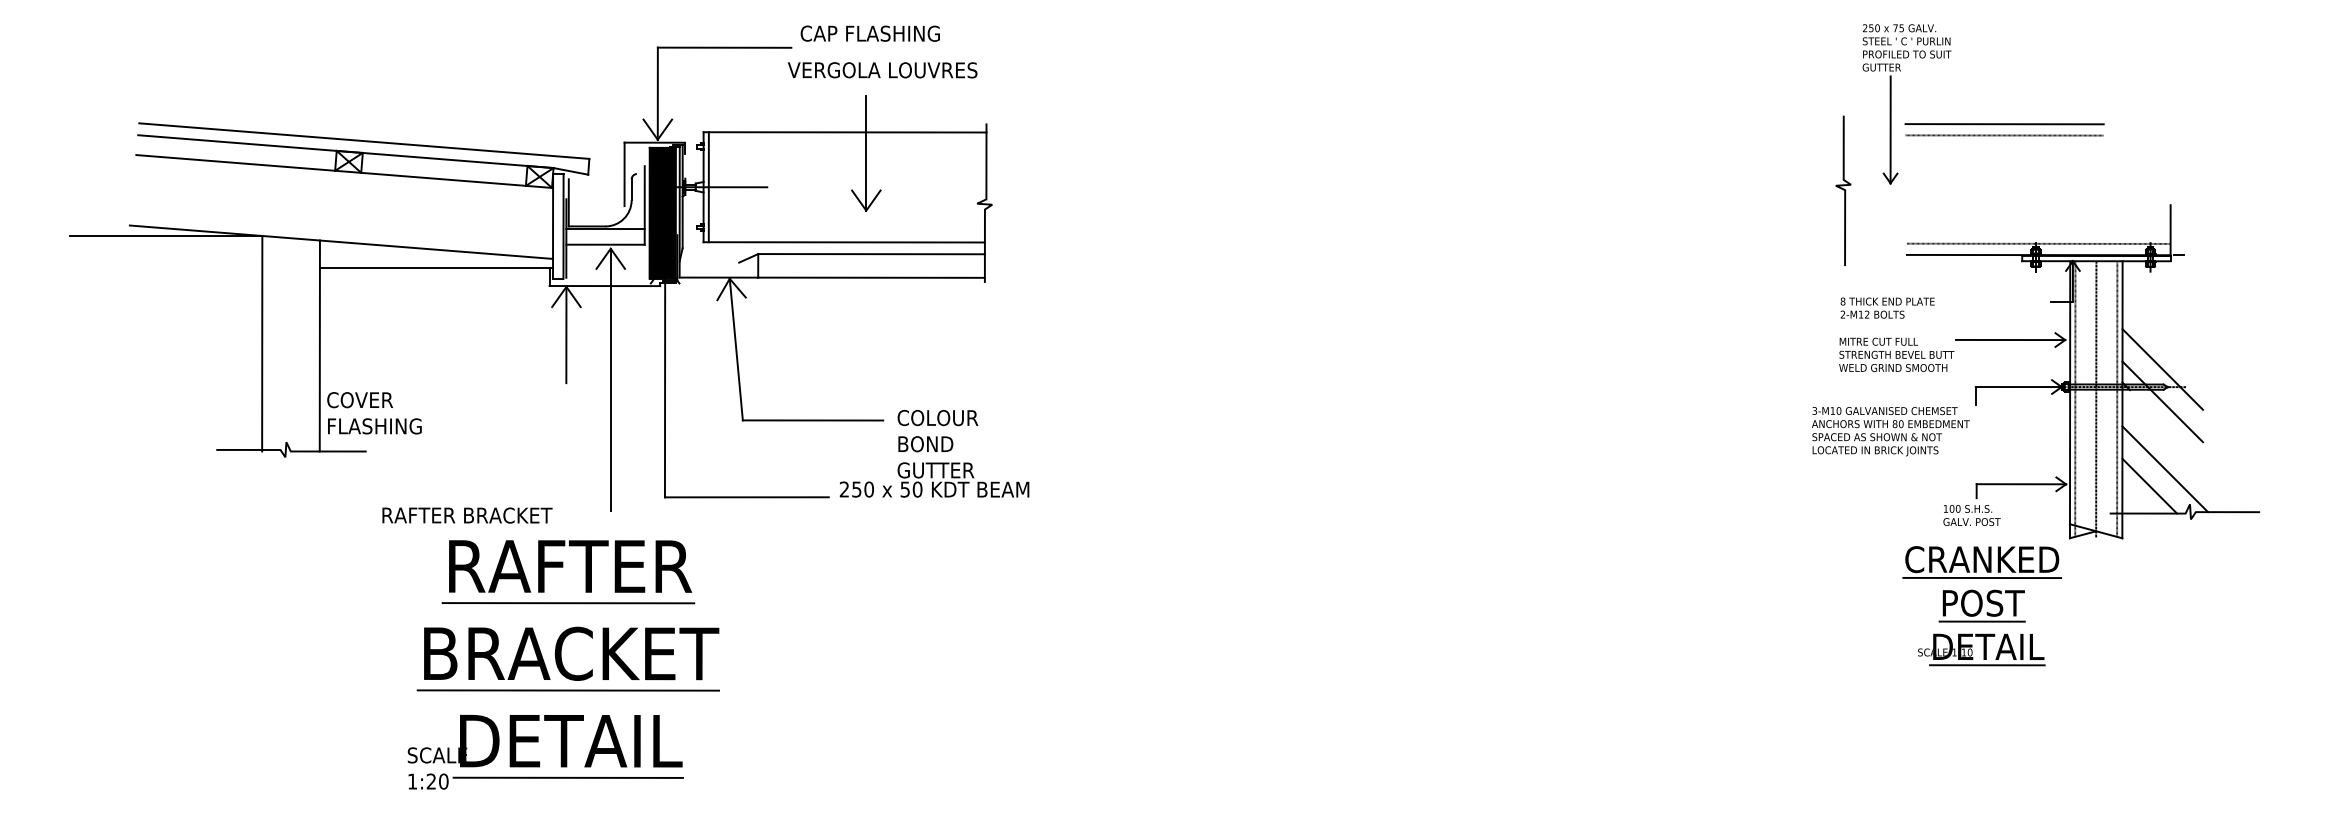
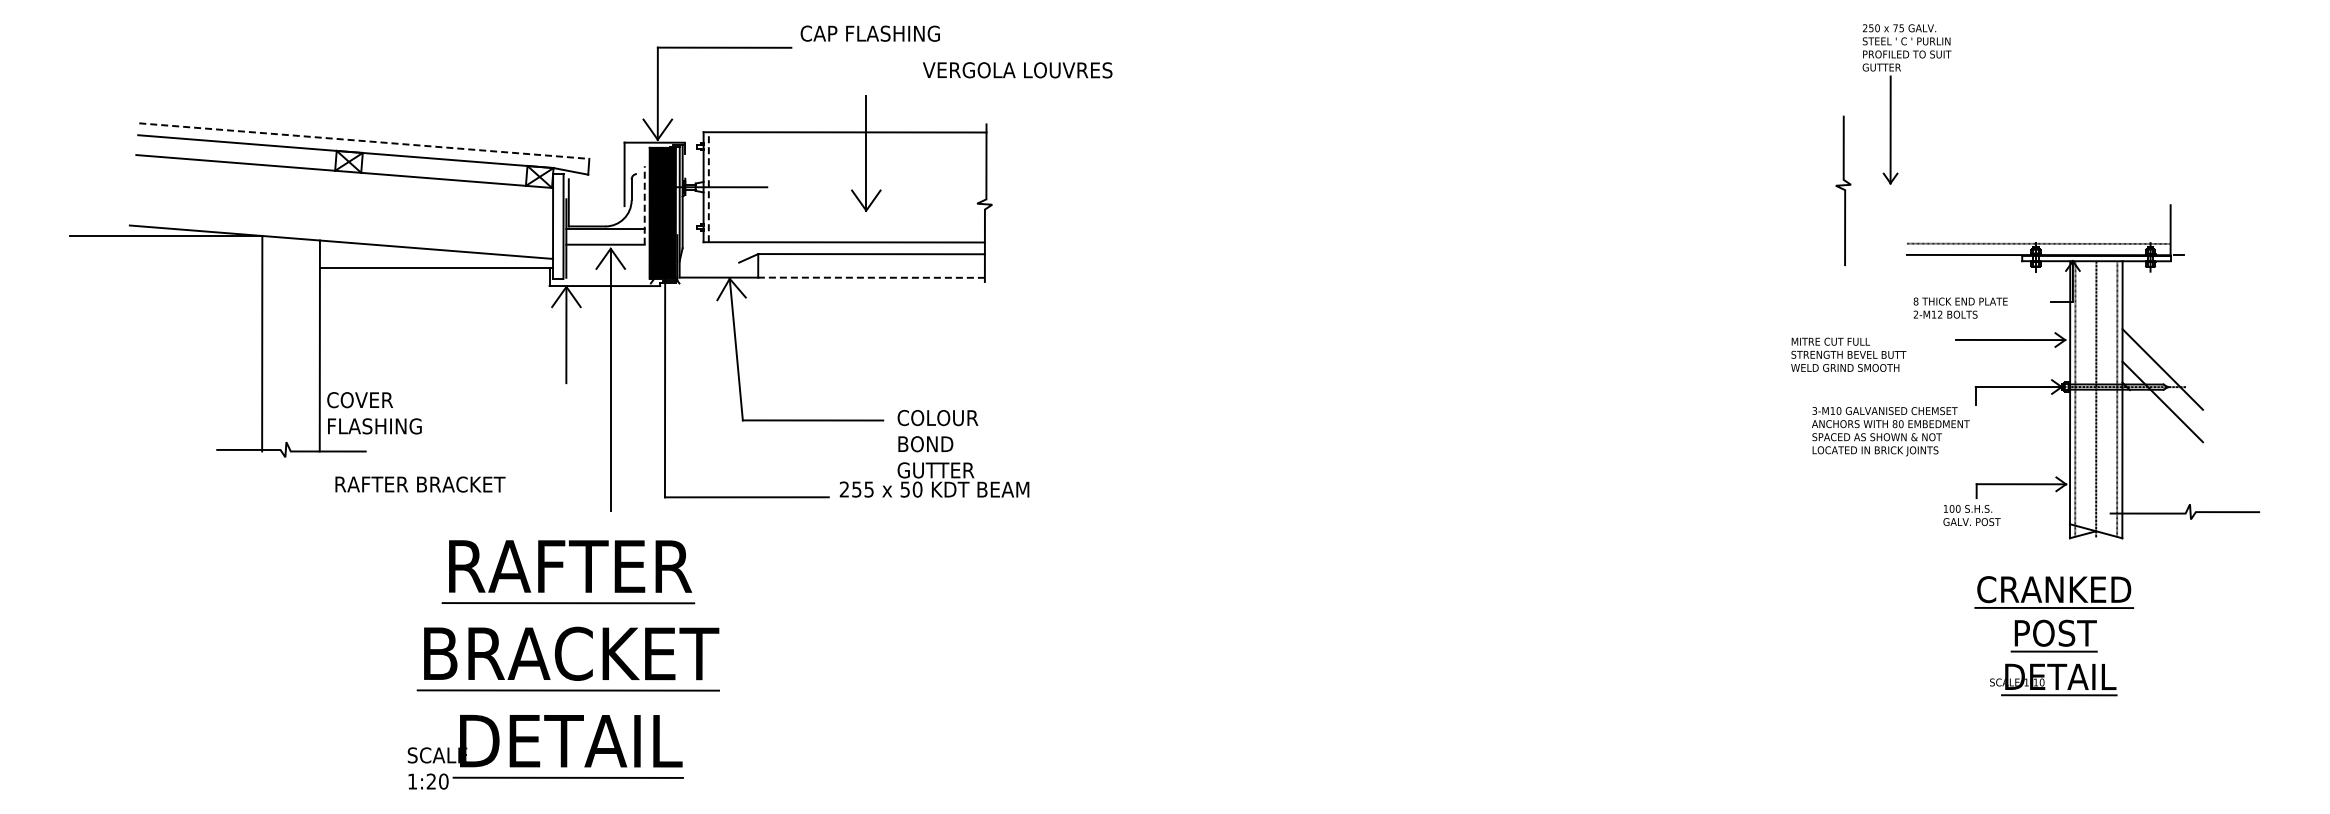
text position: (882, 70) -> (1017, 70) (1017, 70)
line: present -> none (2004, 124)
line: present -> none (2004, 135)
line: solid -> dashed (364, 141)
line: solid -> dashed (708, 187)
line: solid -> dashed (644, 204)
line: solid -> dashed (871, 277)
text position: (1887, 307) -> (1960, 307) (1960, 307)
text position: (1896, 354) -> (1848, 354) (1848, 354)
line: present -> none (2165, 469)
line: present -> none (2149, 485)
text: 250 -> 255 (869, 489)
text position: (467, 515) -> (420, 484) (420, 484)
part position: (1981, 606) -> (2053, 636) (2053, 636)
